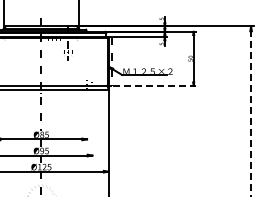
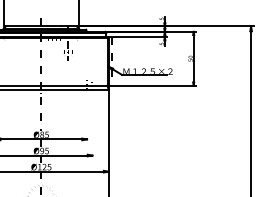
line: dashed -> solid (154, 85)
line: dashed -> solid (251, 111)
